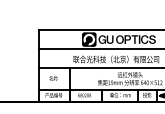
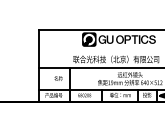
line: present -> none (99, 49)
text position: (53, 78) -> (58, 78) (58, 78)
